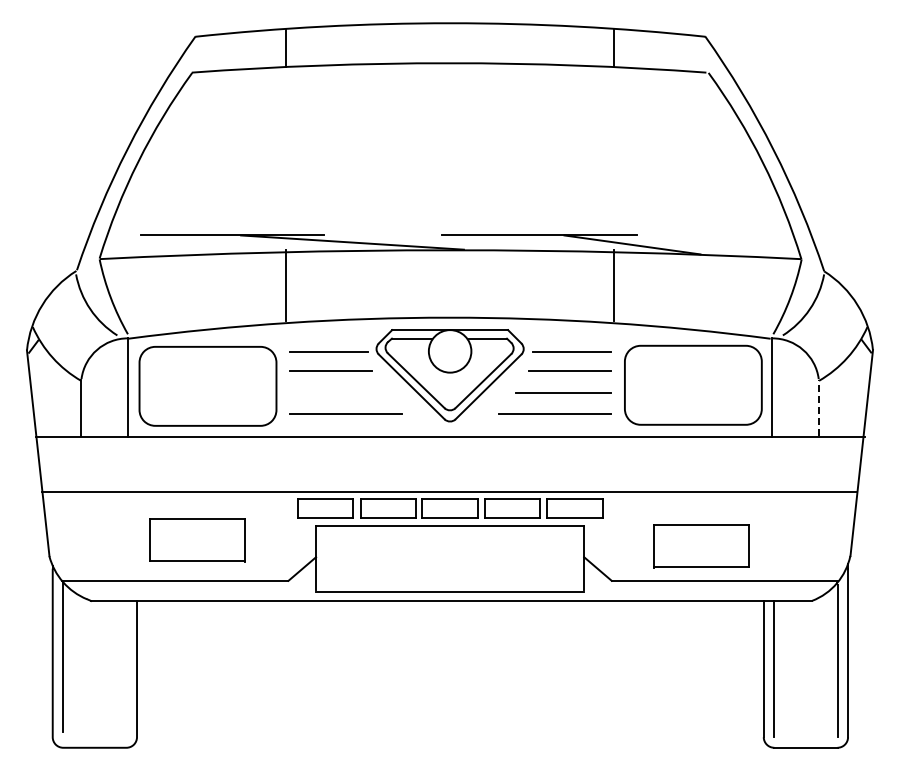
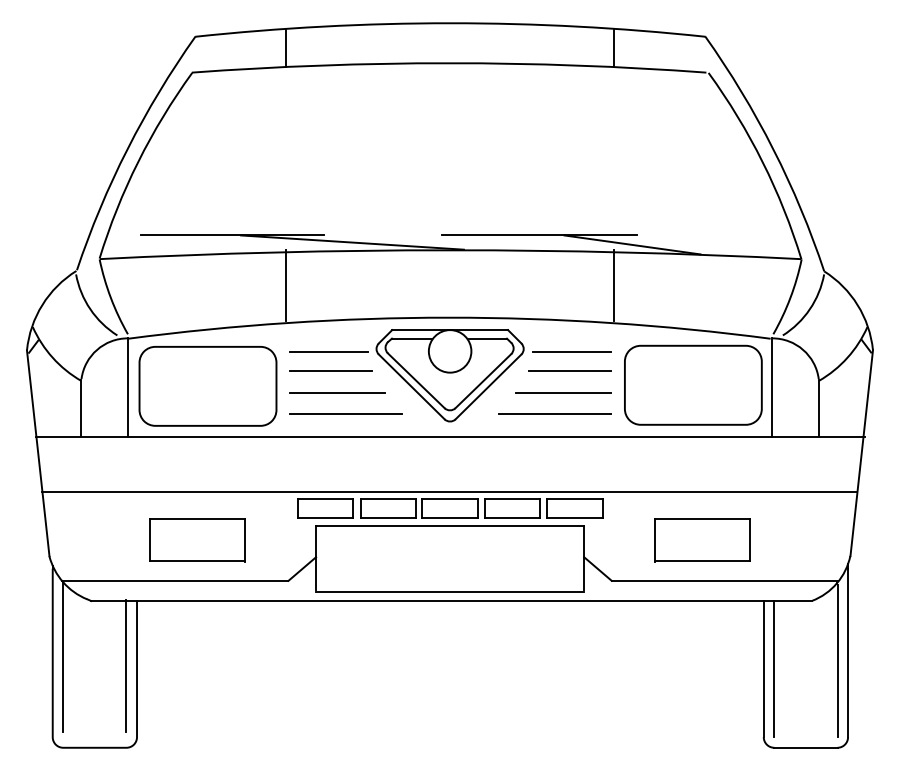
line: none -> present (337, 392)
line: dashed -> solid (818, 407)
part position: (701, 546) -> (702, 540) (702, 540)
line: none -> present (126, 665)
